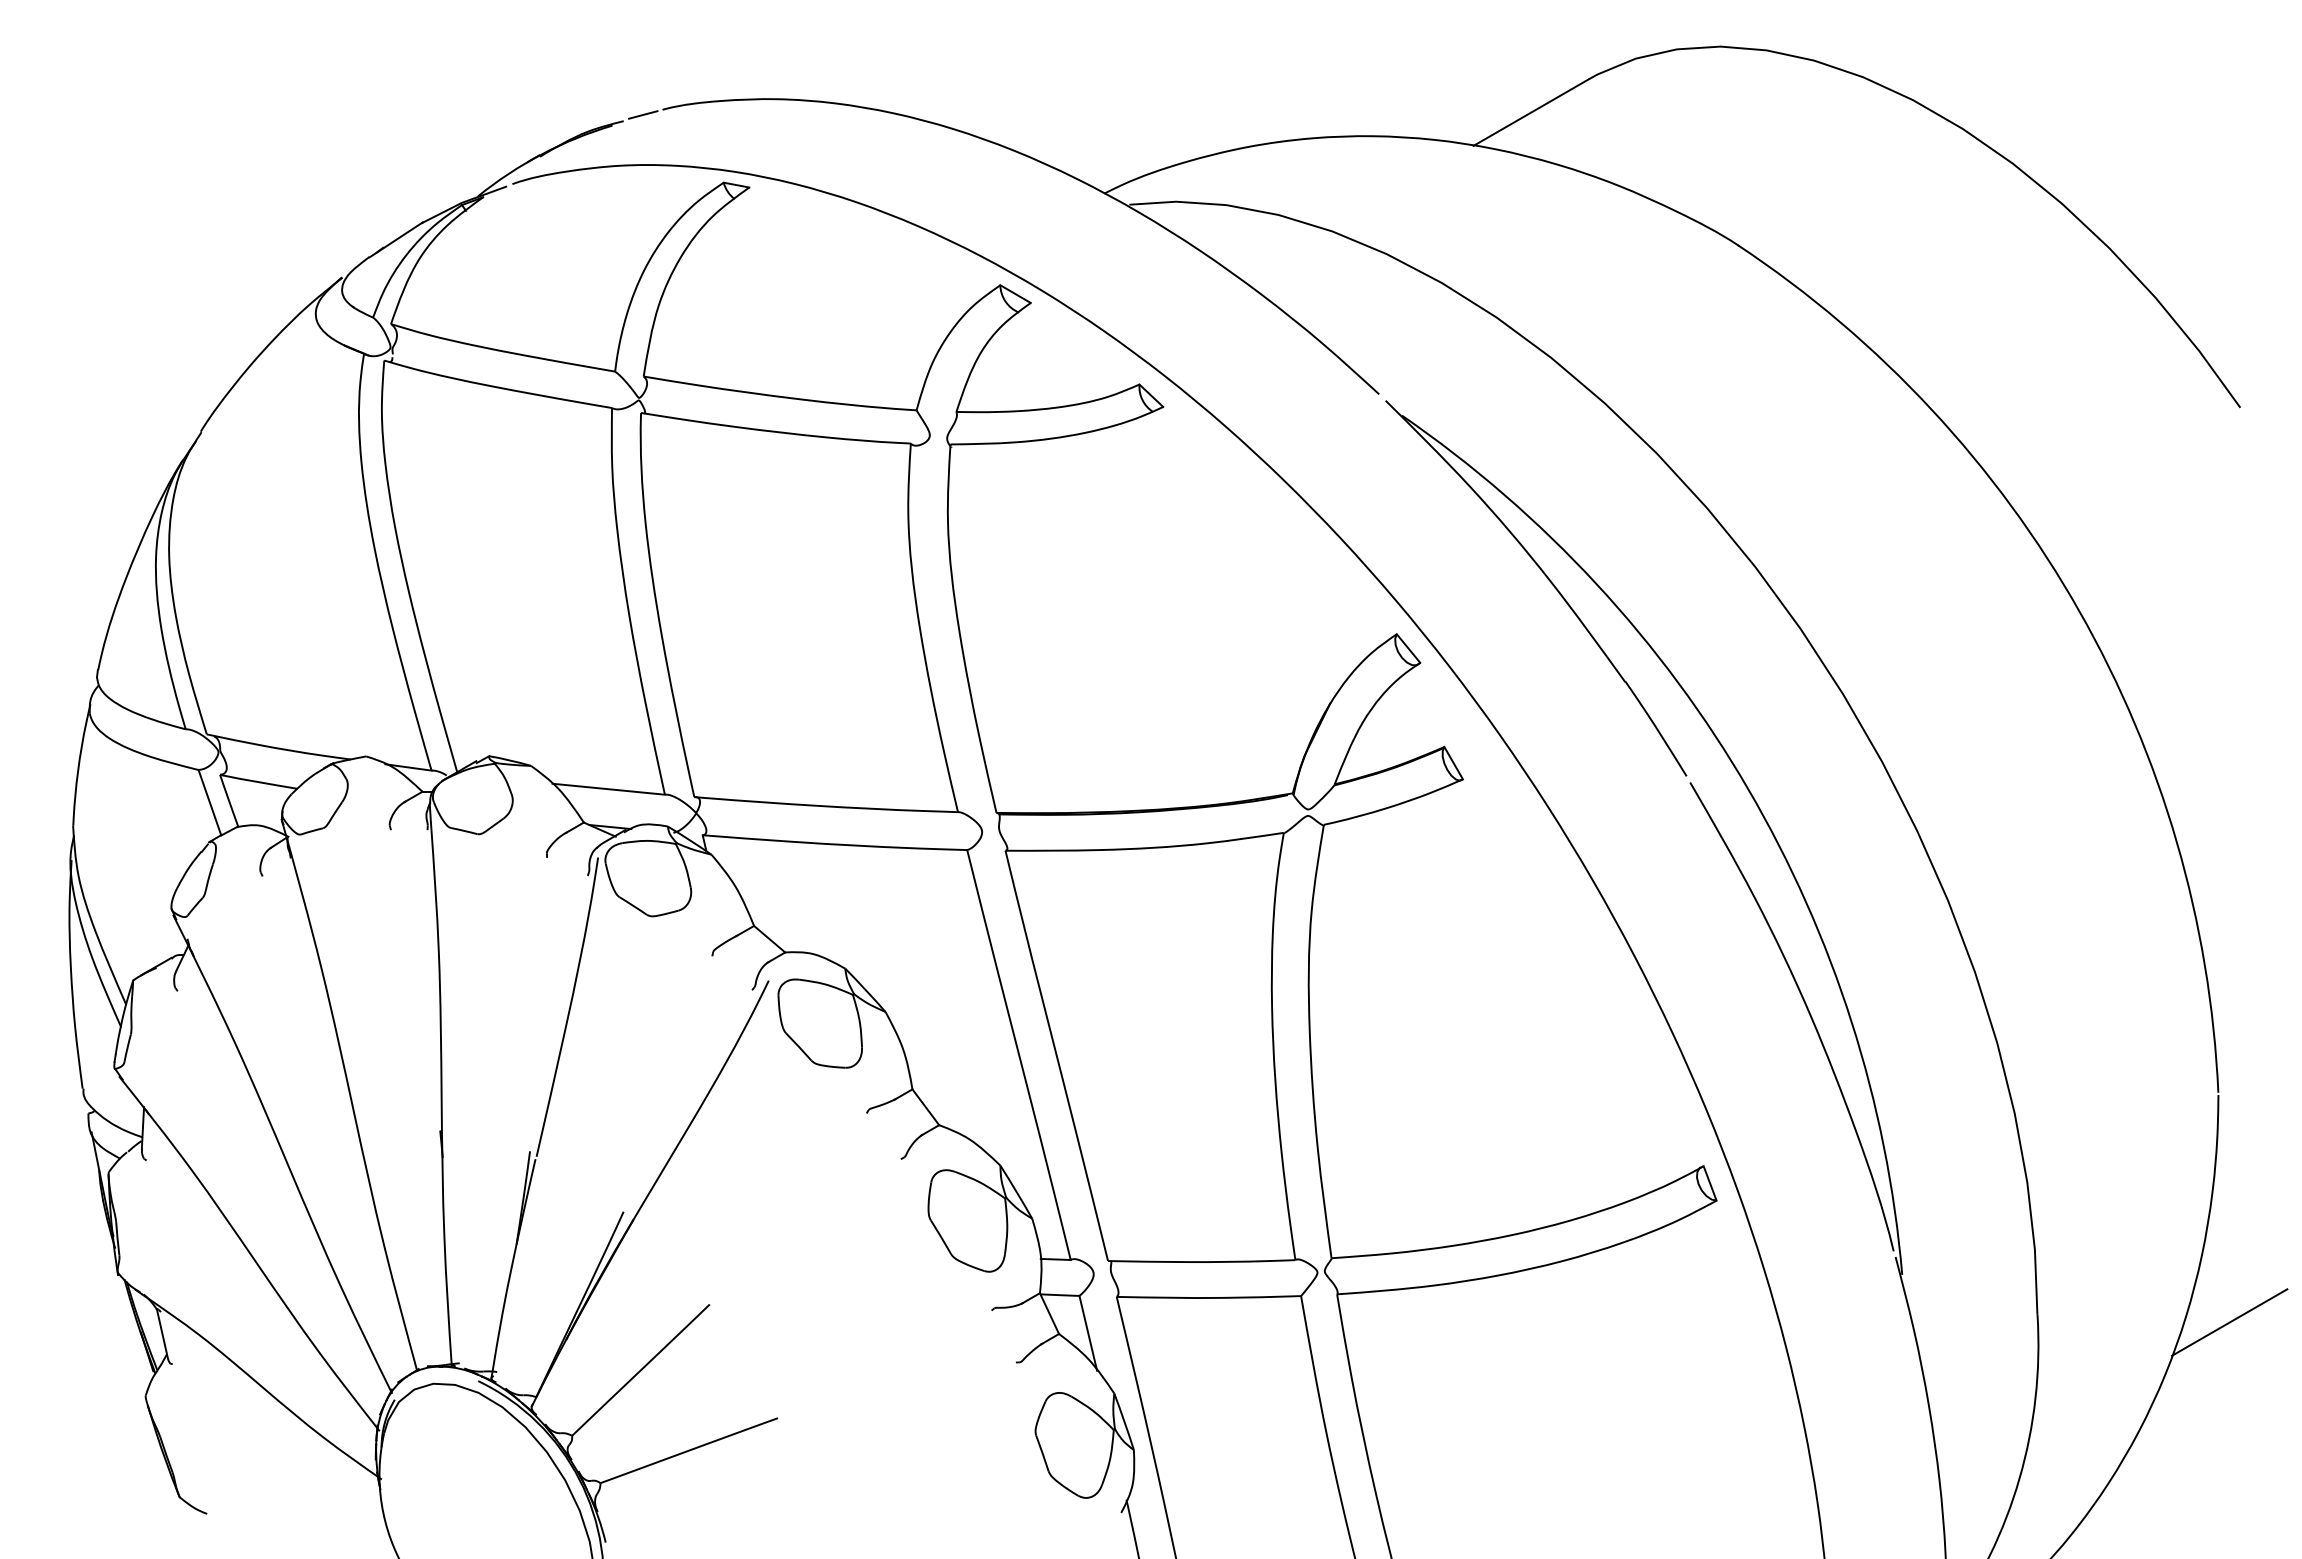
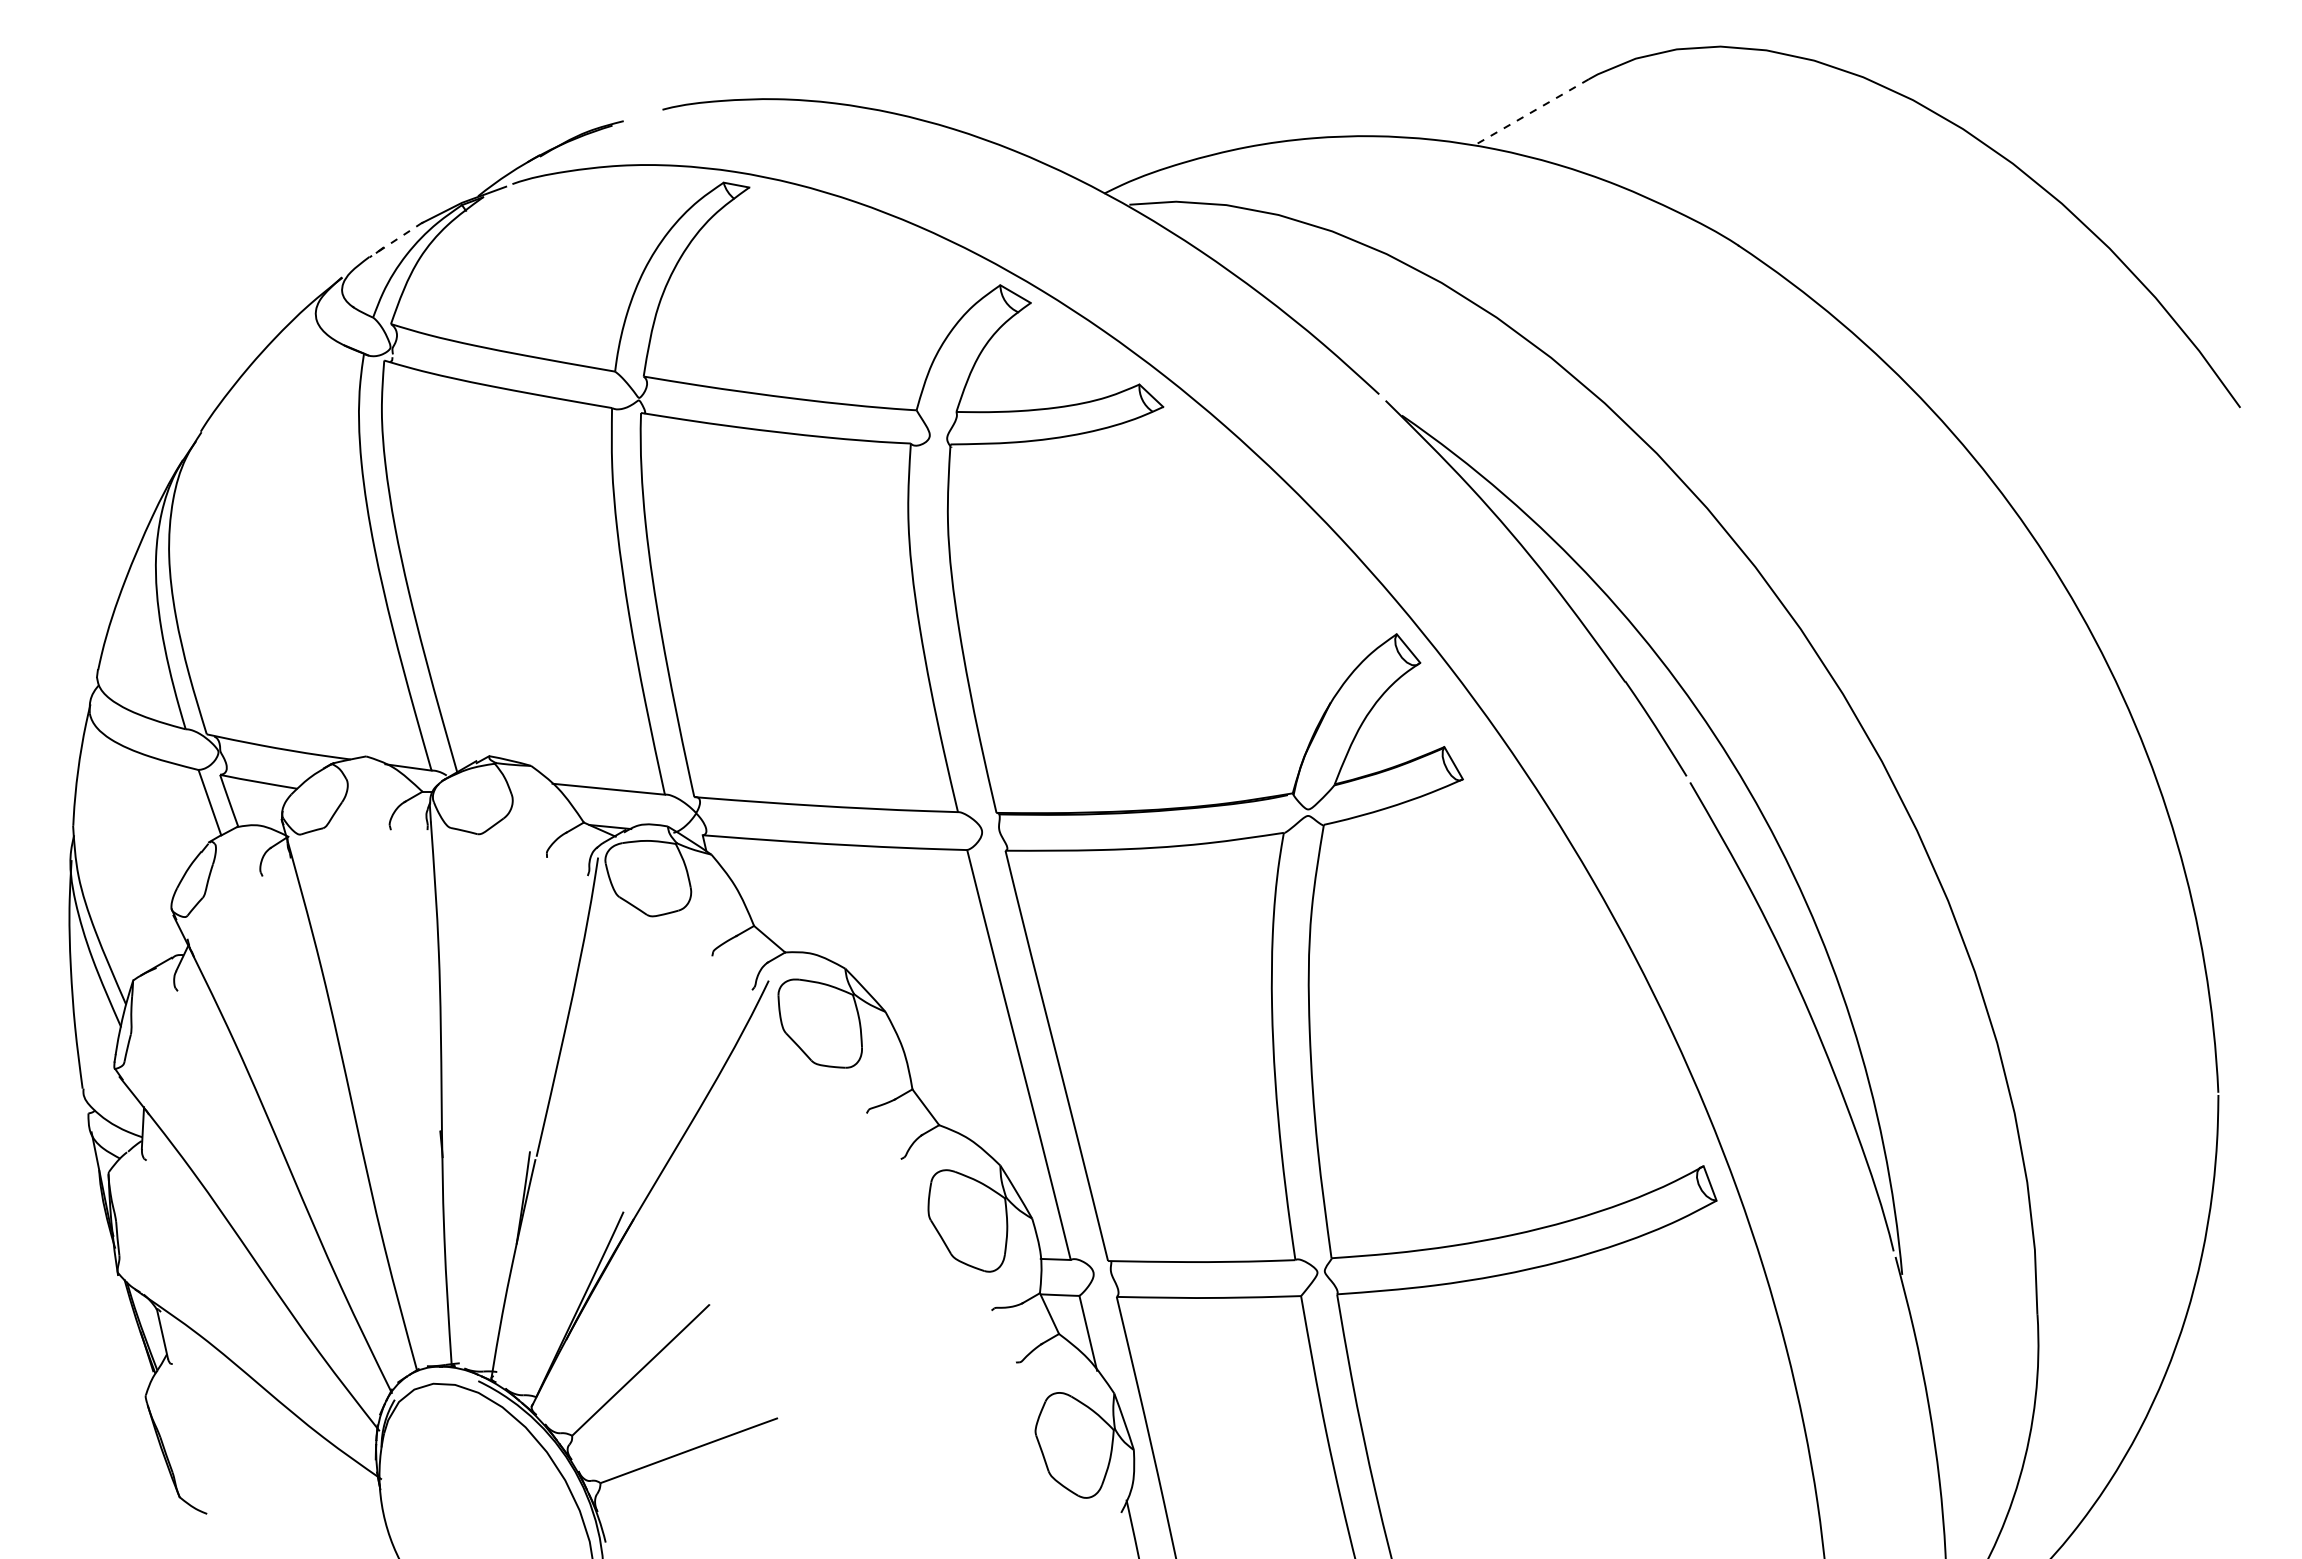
line: solid -> dashed (1531, 112)
line: present -> none (643, 114)
line: solid -> dashed (396, 239)
line: present -> none (2229, 1322)
